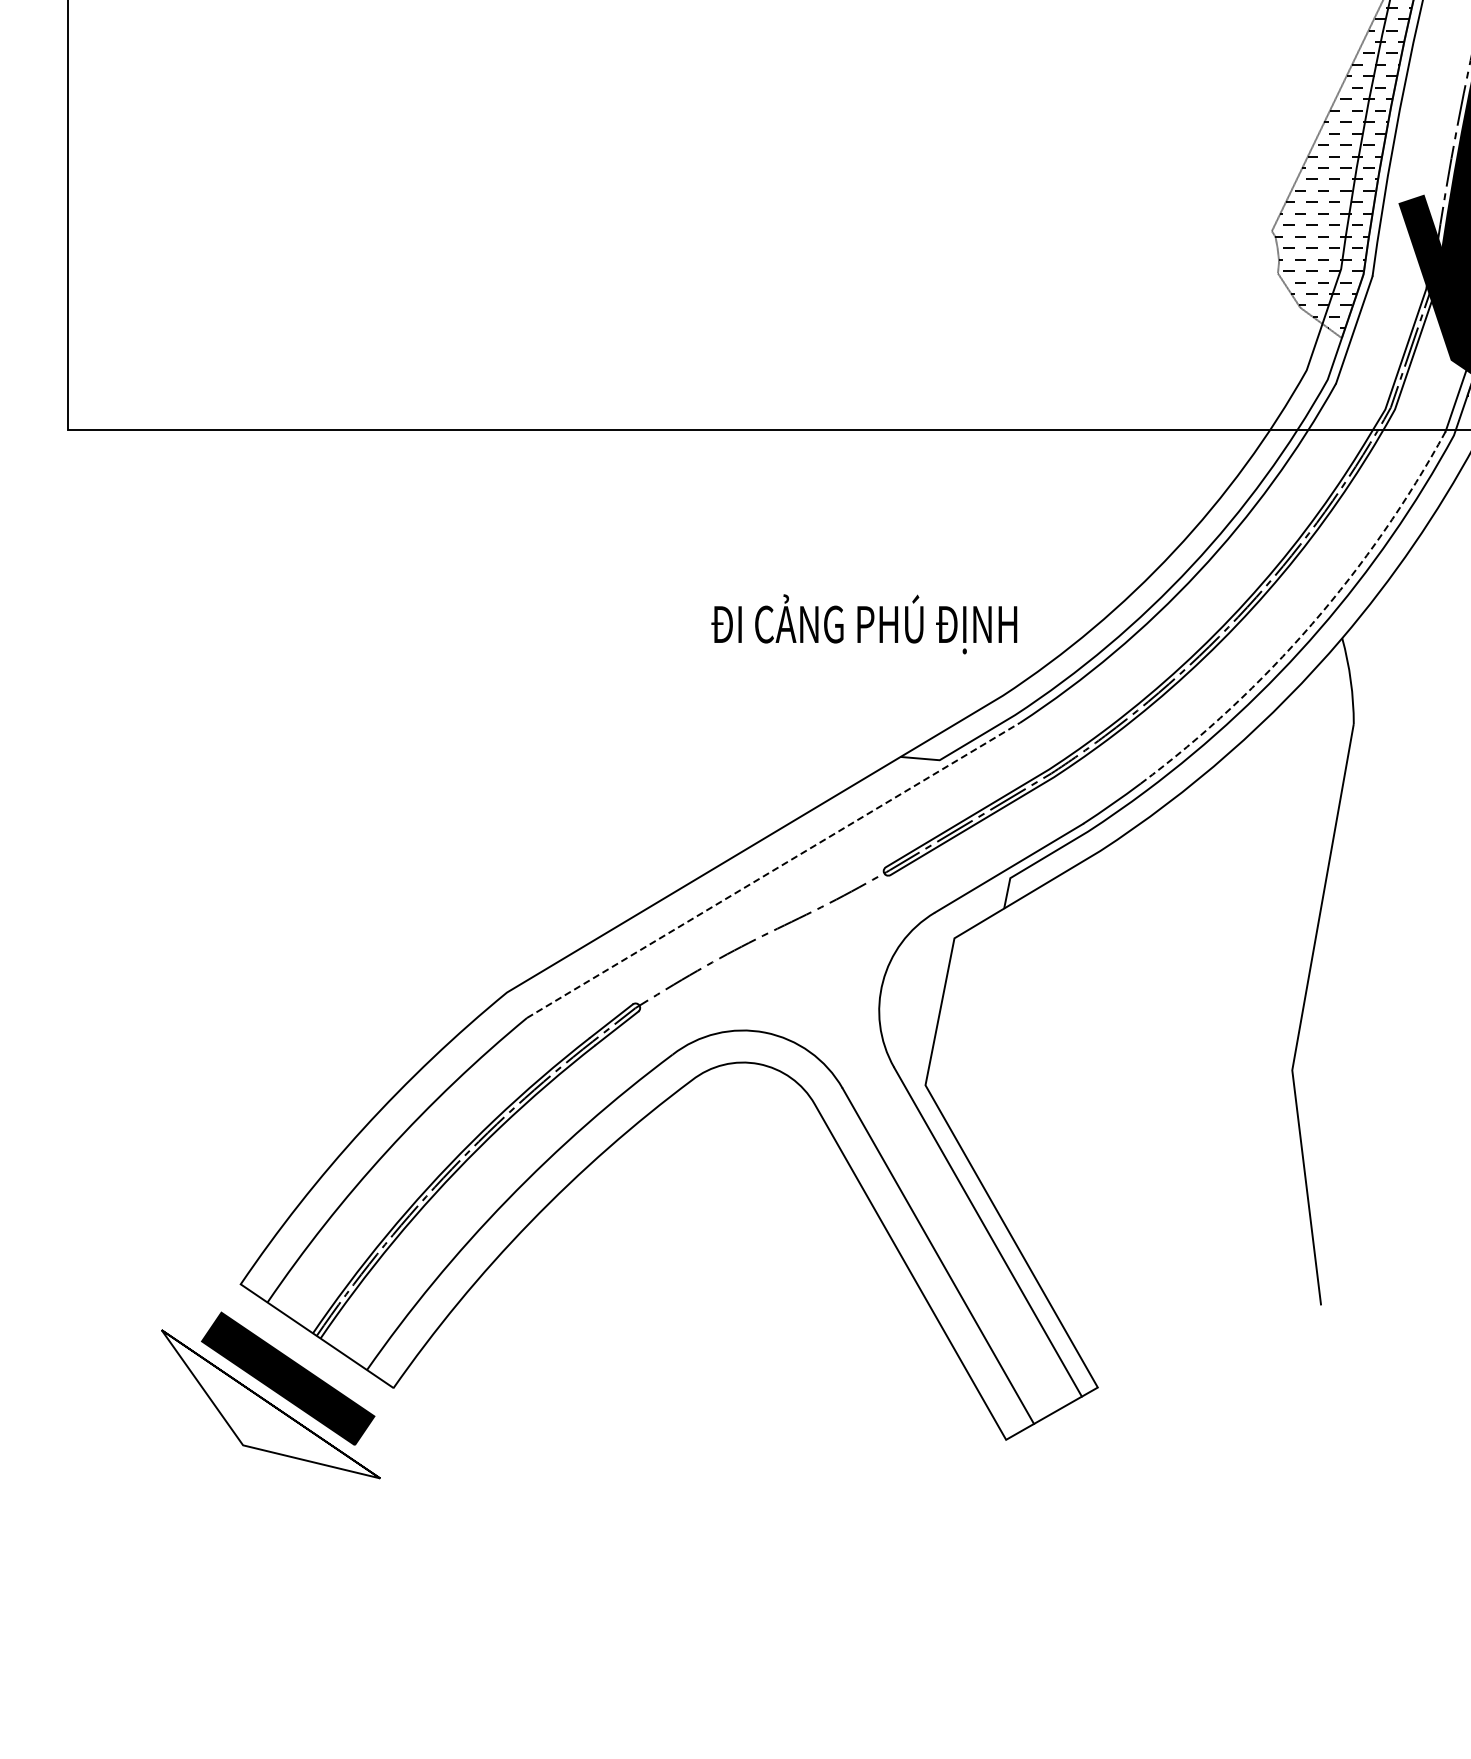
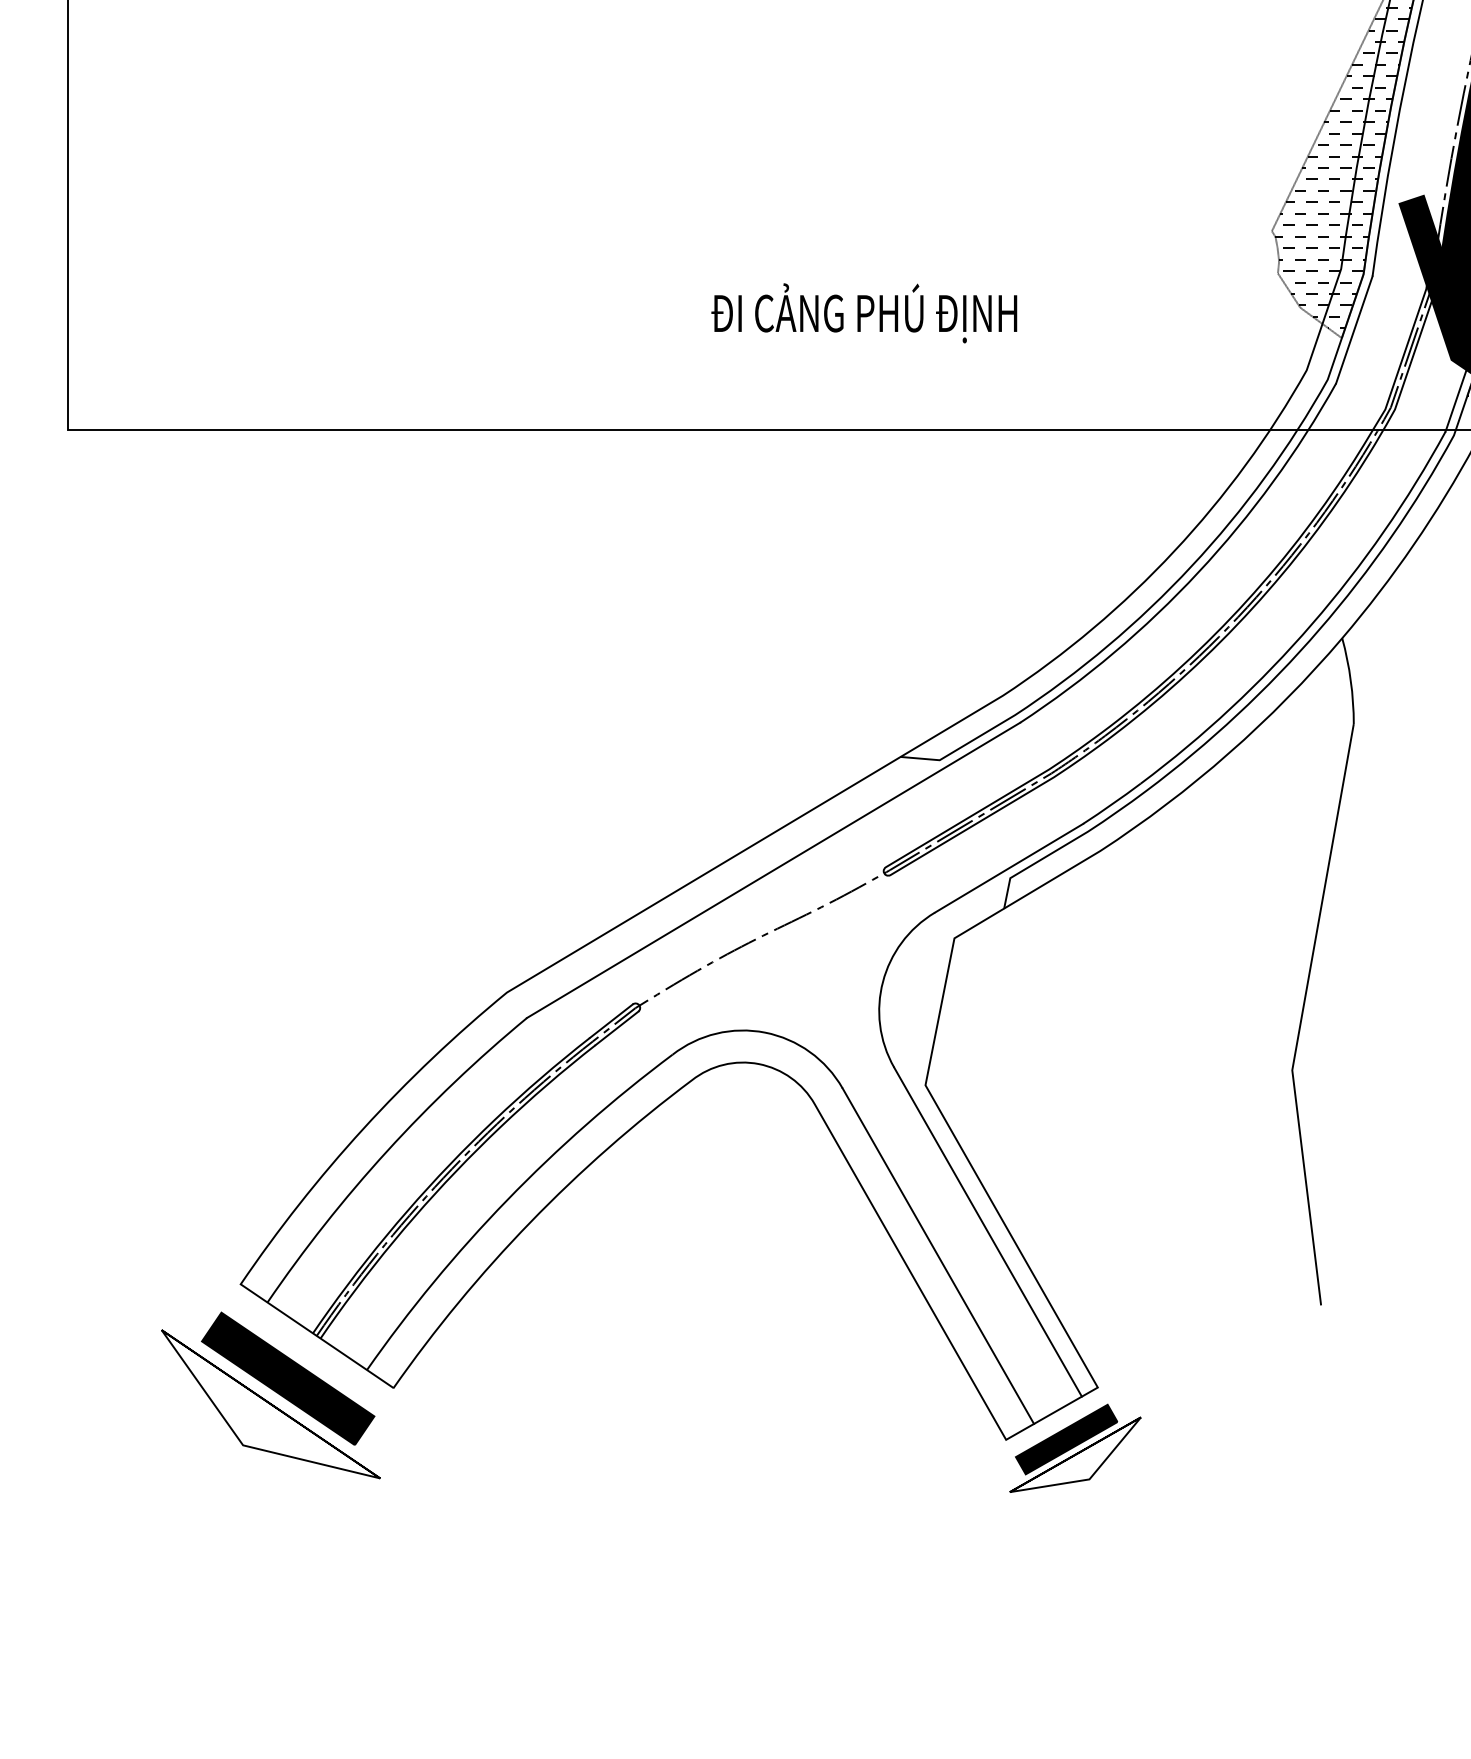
text position: (864, 624) -> (864, 313) (864, 313)
arc: dashed -> solid (1312, 624)
line: dashed -> solid (773, 870)
part: none -> present (1075, 1447)
